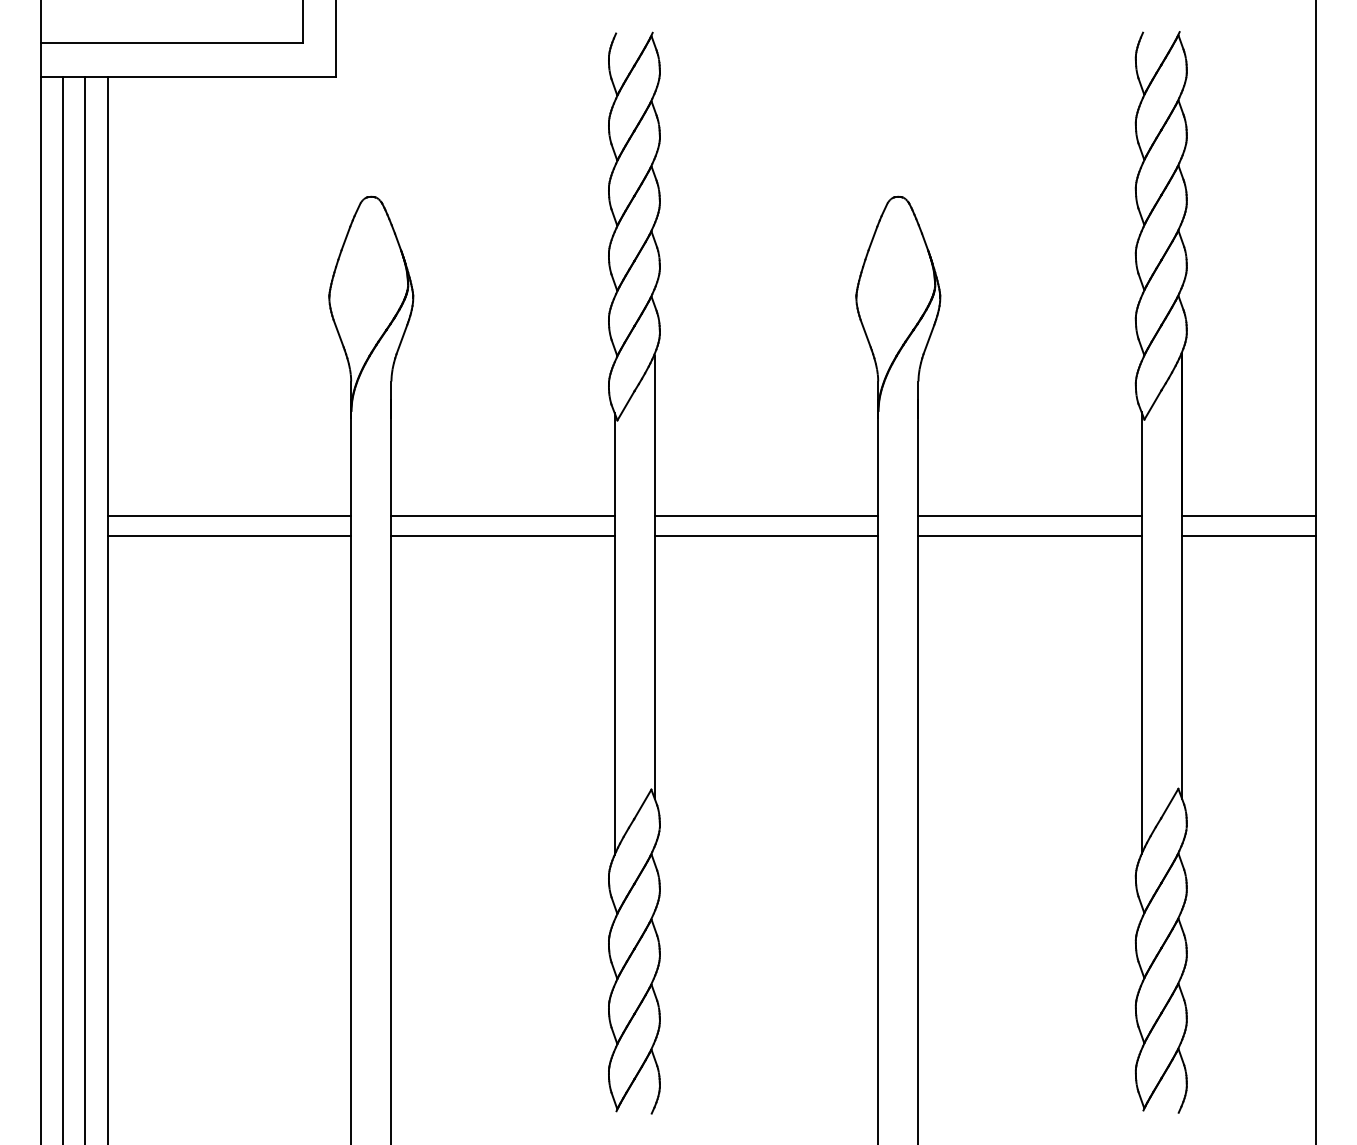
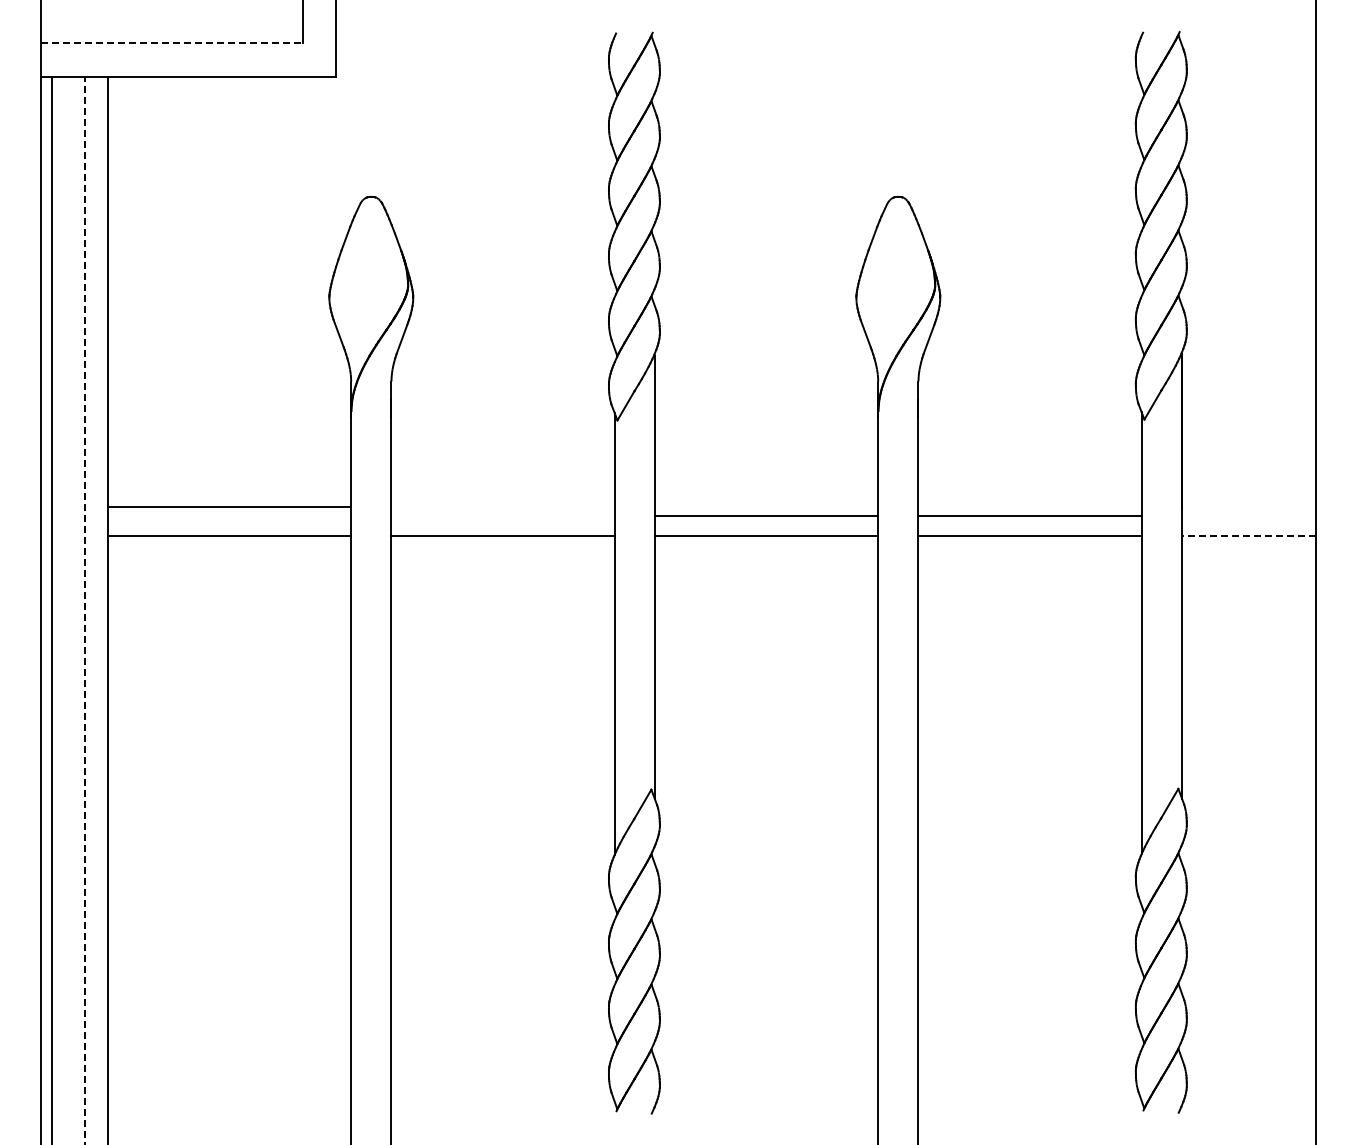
line: solid -> dashed (171, 43)
line position: (229, 516) -> (229, 507) (229, 507)
line: present -> none (502, 516)
line: present -> none (1249, 516)
line: solid -> dashed (1248, 536)
line position: (63, 608) -> (52, 608) (52, 608)
line: solid -> dashed (85, 610)
